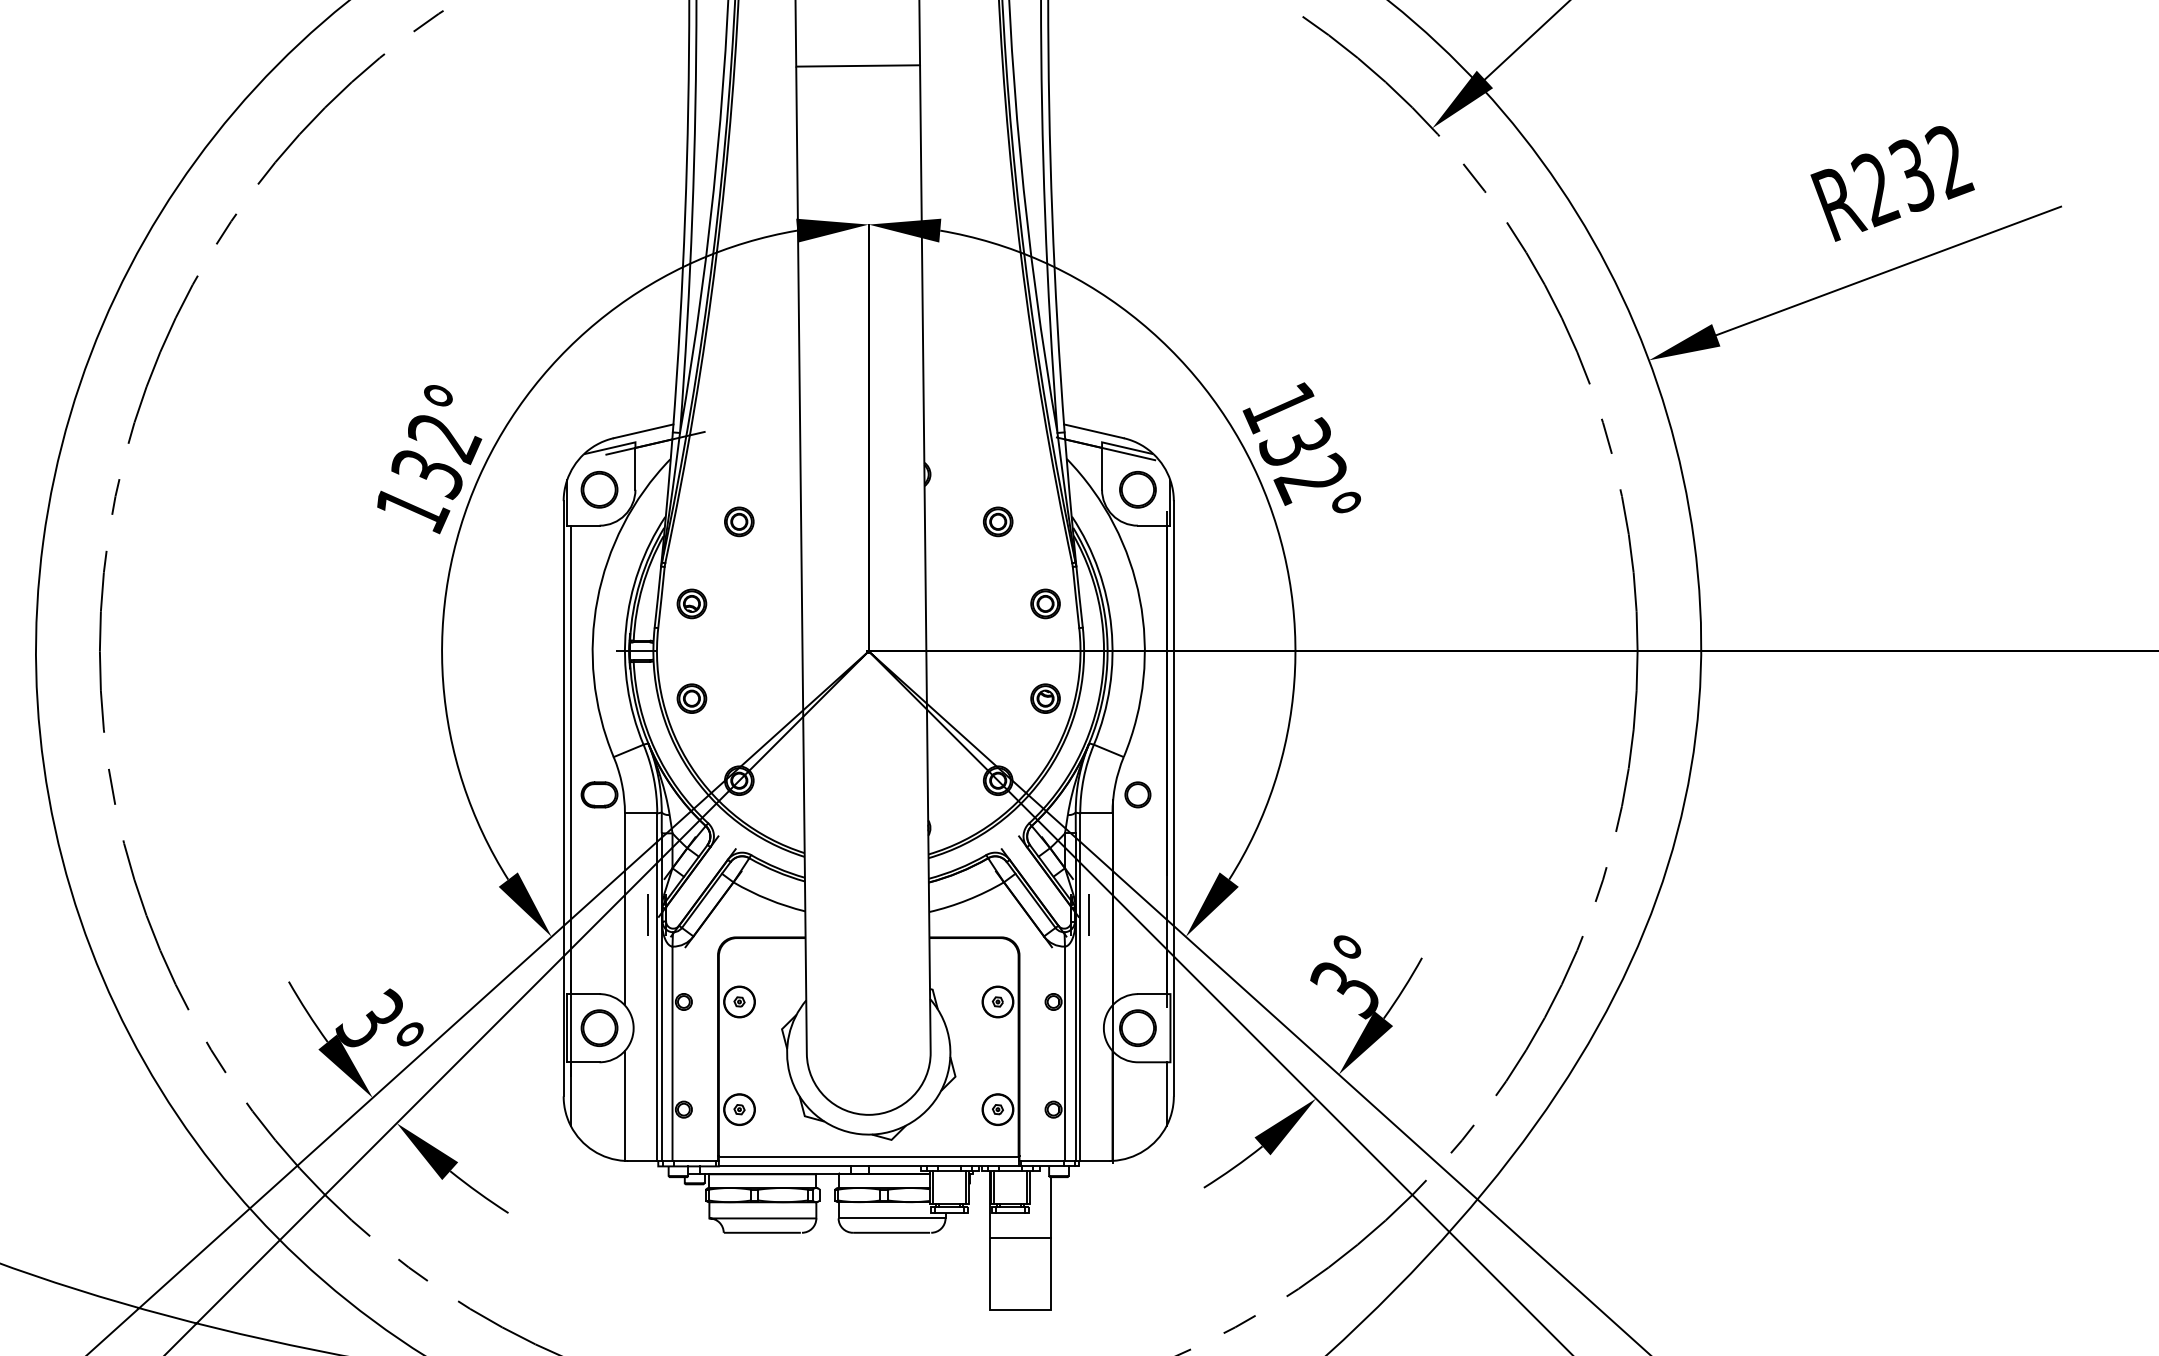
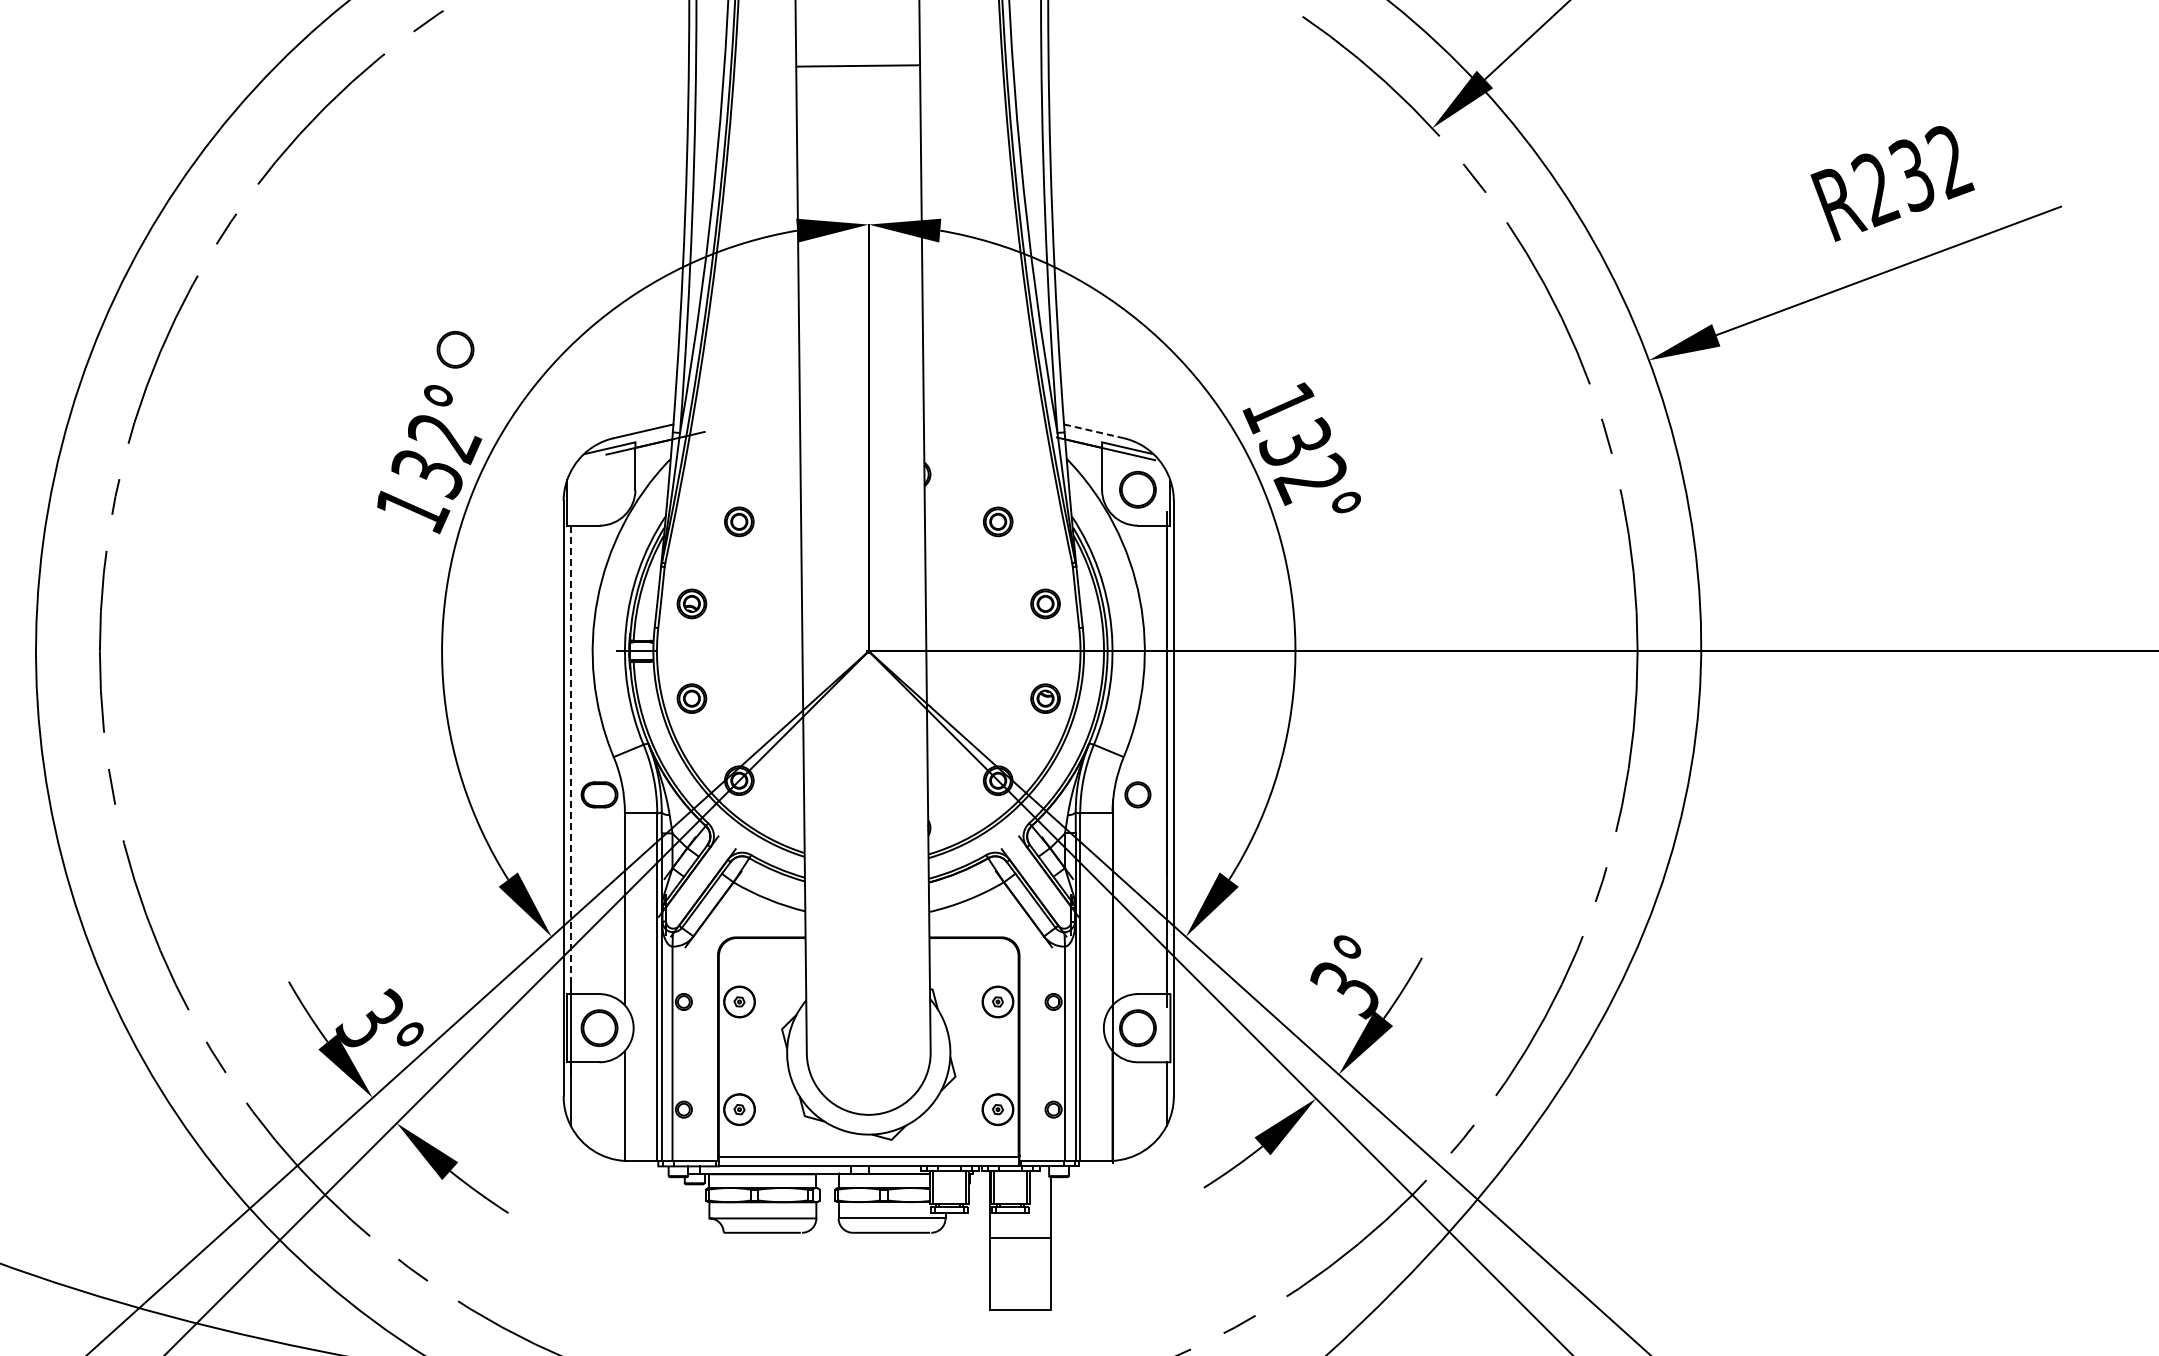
line: solid -> dashed (1093, 431)
part position: (599, 489) -> (455, 349) (455, 349)
line: solid -> dashed (570, 760)
line: present -> none (648, 914)
line: present -> none (1089, 914)
